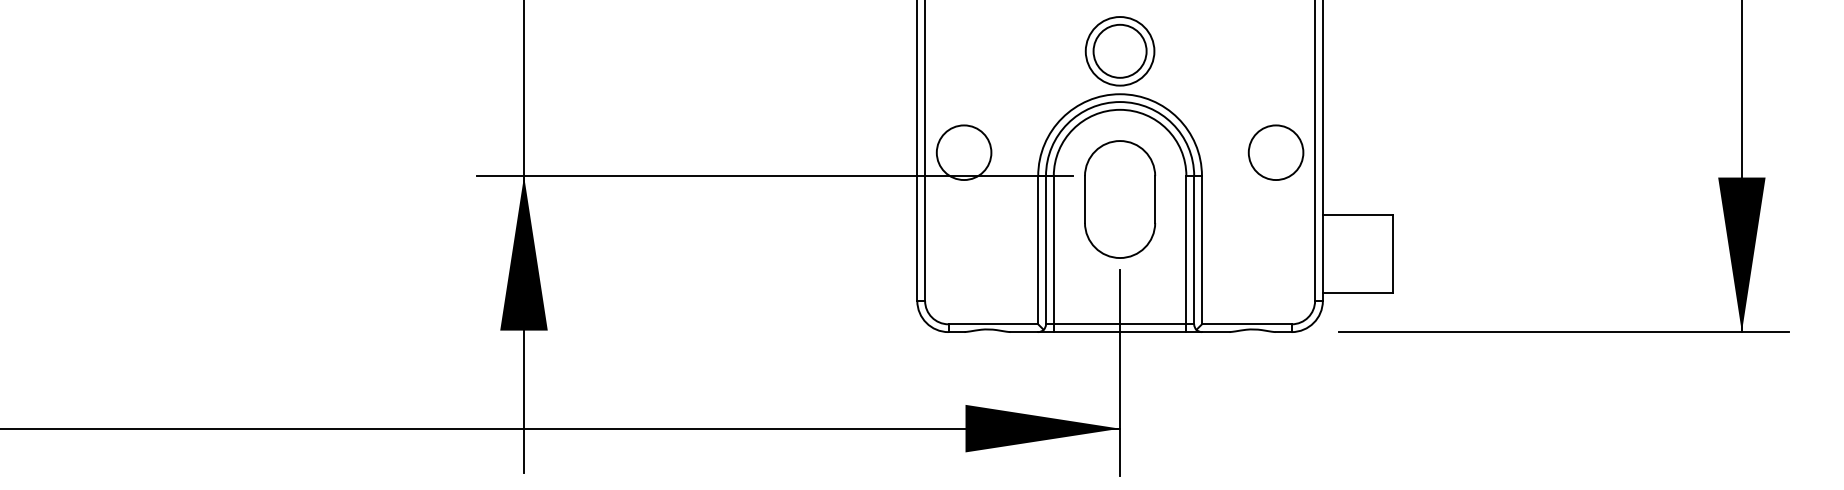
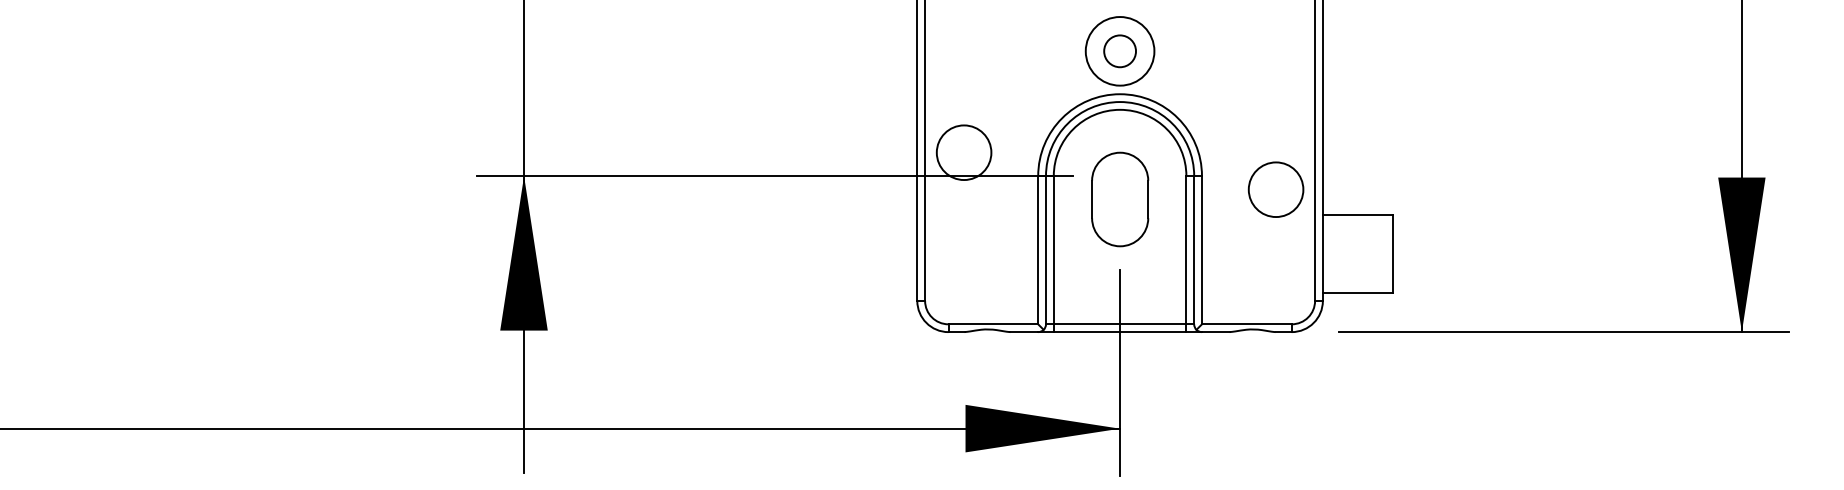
circle diameter: 53 px -> 32 px (1120, 51)
circle position: (1275, 152) -> (1275, 189) (1275, 189)
part size: 73x119 px -> 59x97 px (1120, 199)
